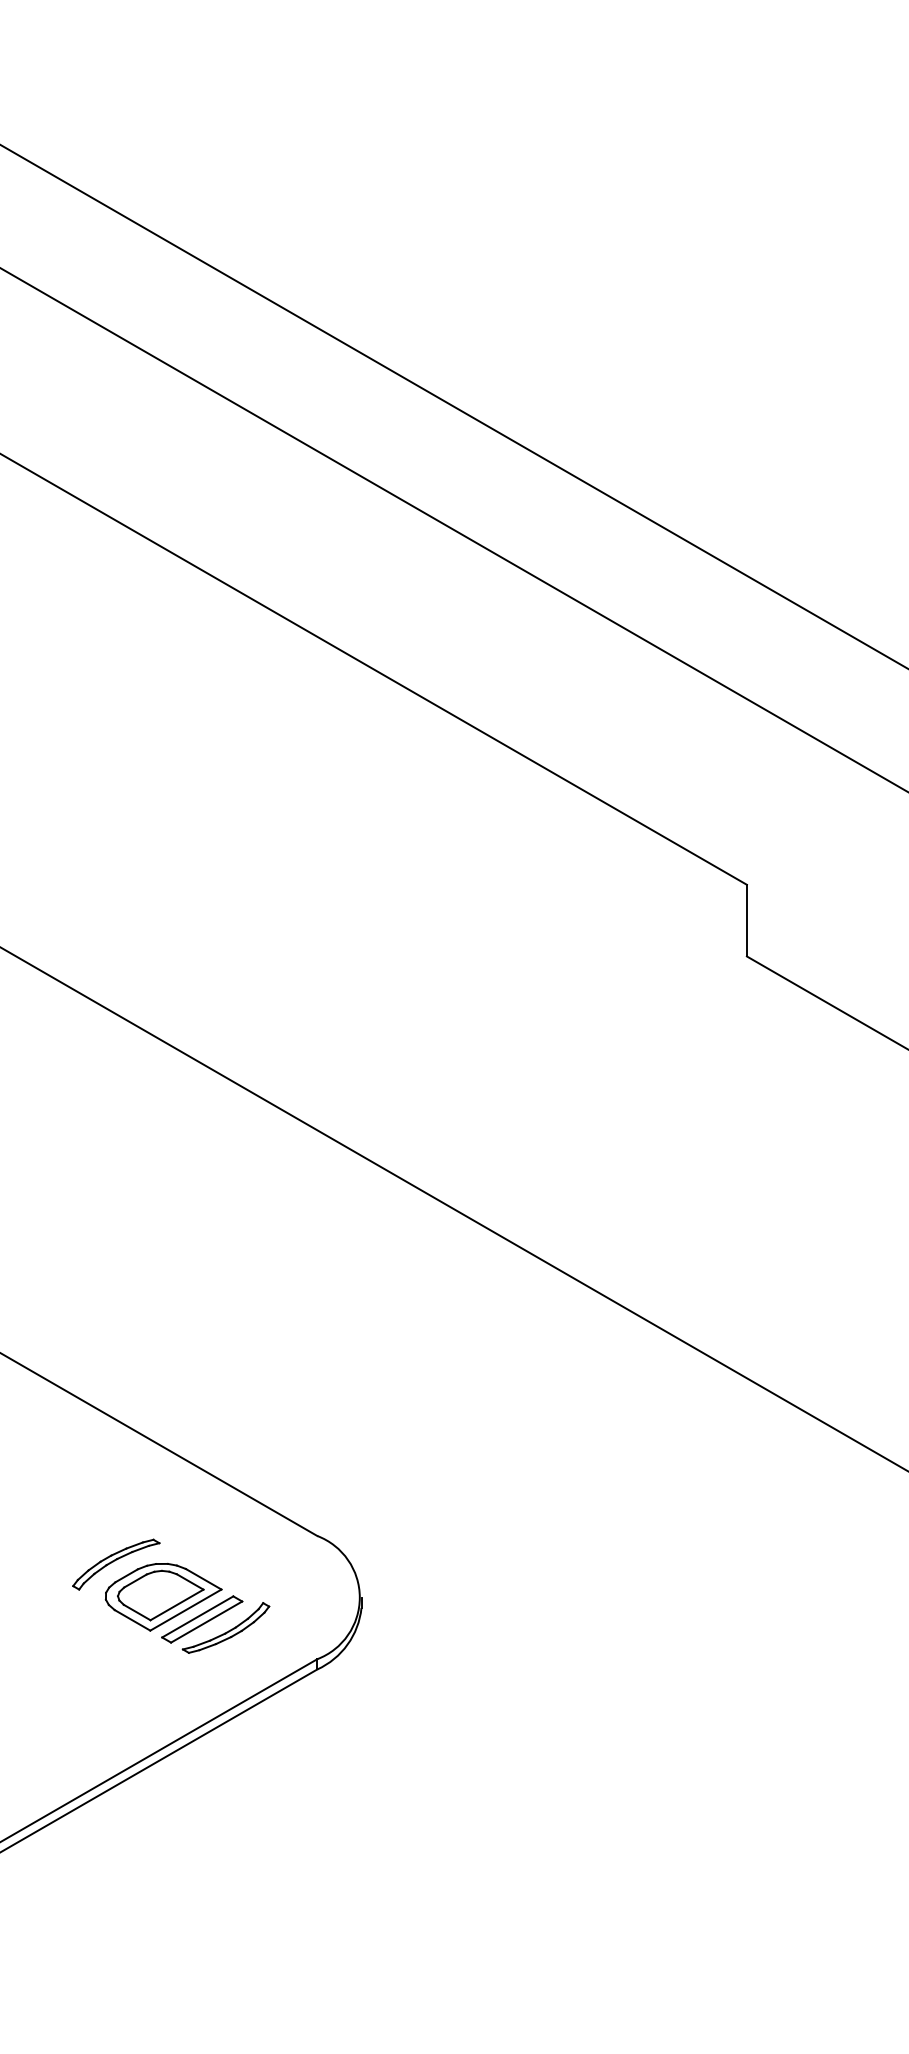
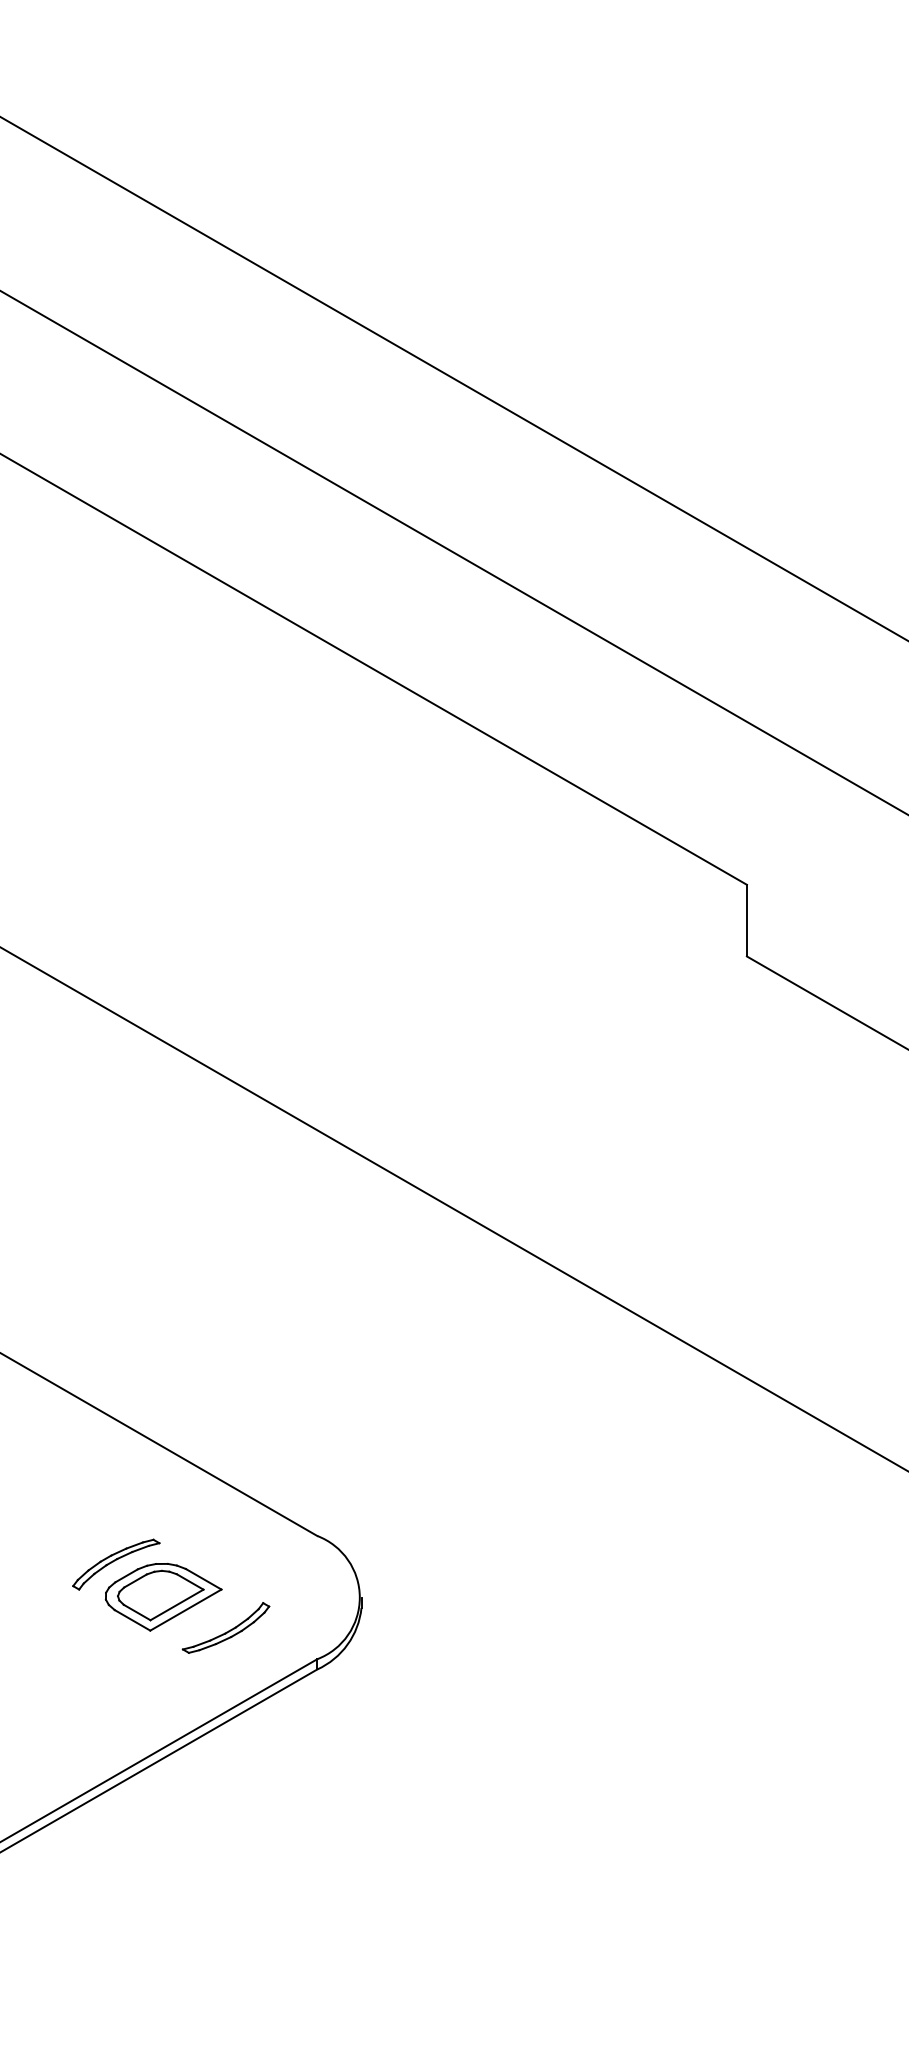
line position: (453, 406) -> (453, 378) (453, 378)
line position: (453, 529) -> (453, 552) (453, 552)
part: present -> none (202, 1619)
